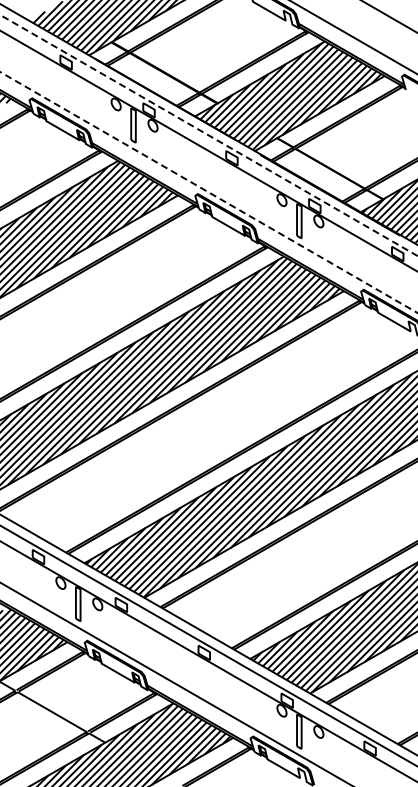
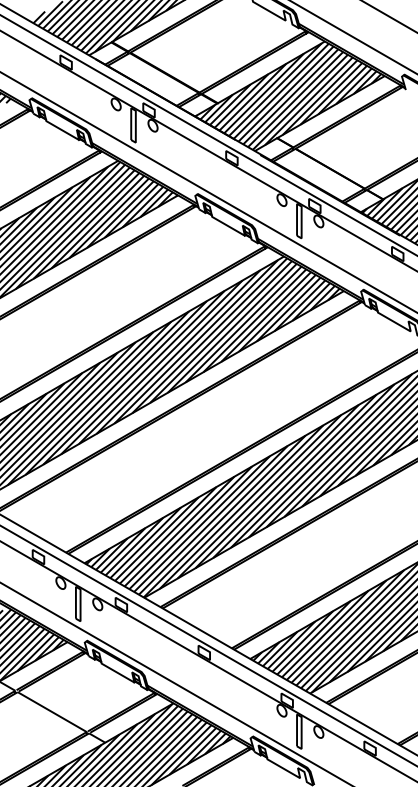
line: dashed -> solid (209, 135)
line: dashed -> solid (208, 192)
